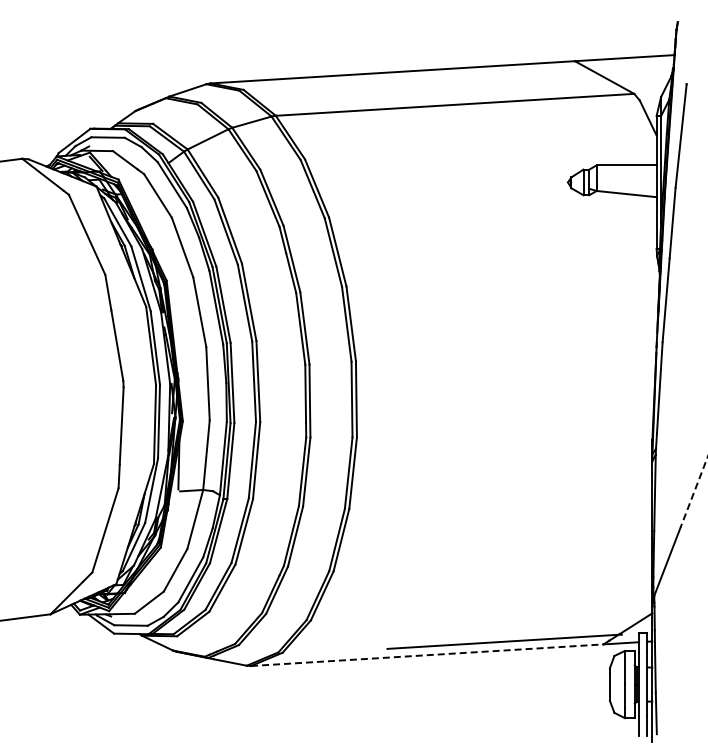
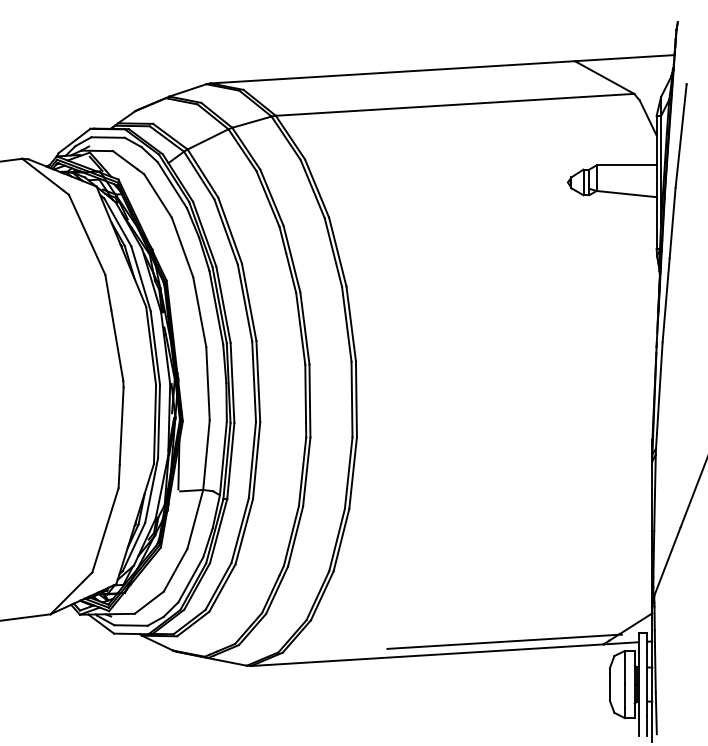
line: dashed -> solid (694, 491)
line: dashed -> solid (427, 655)
